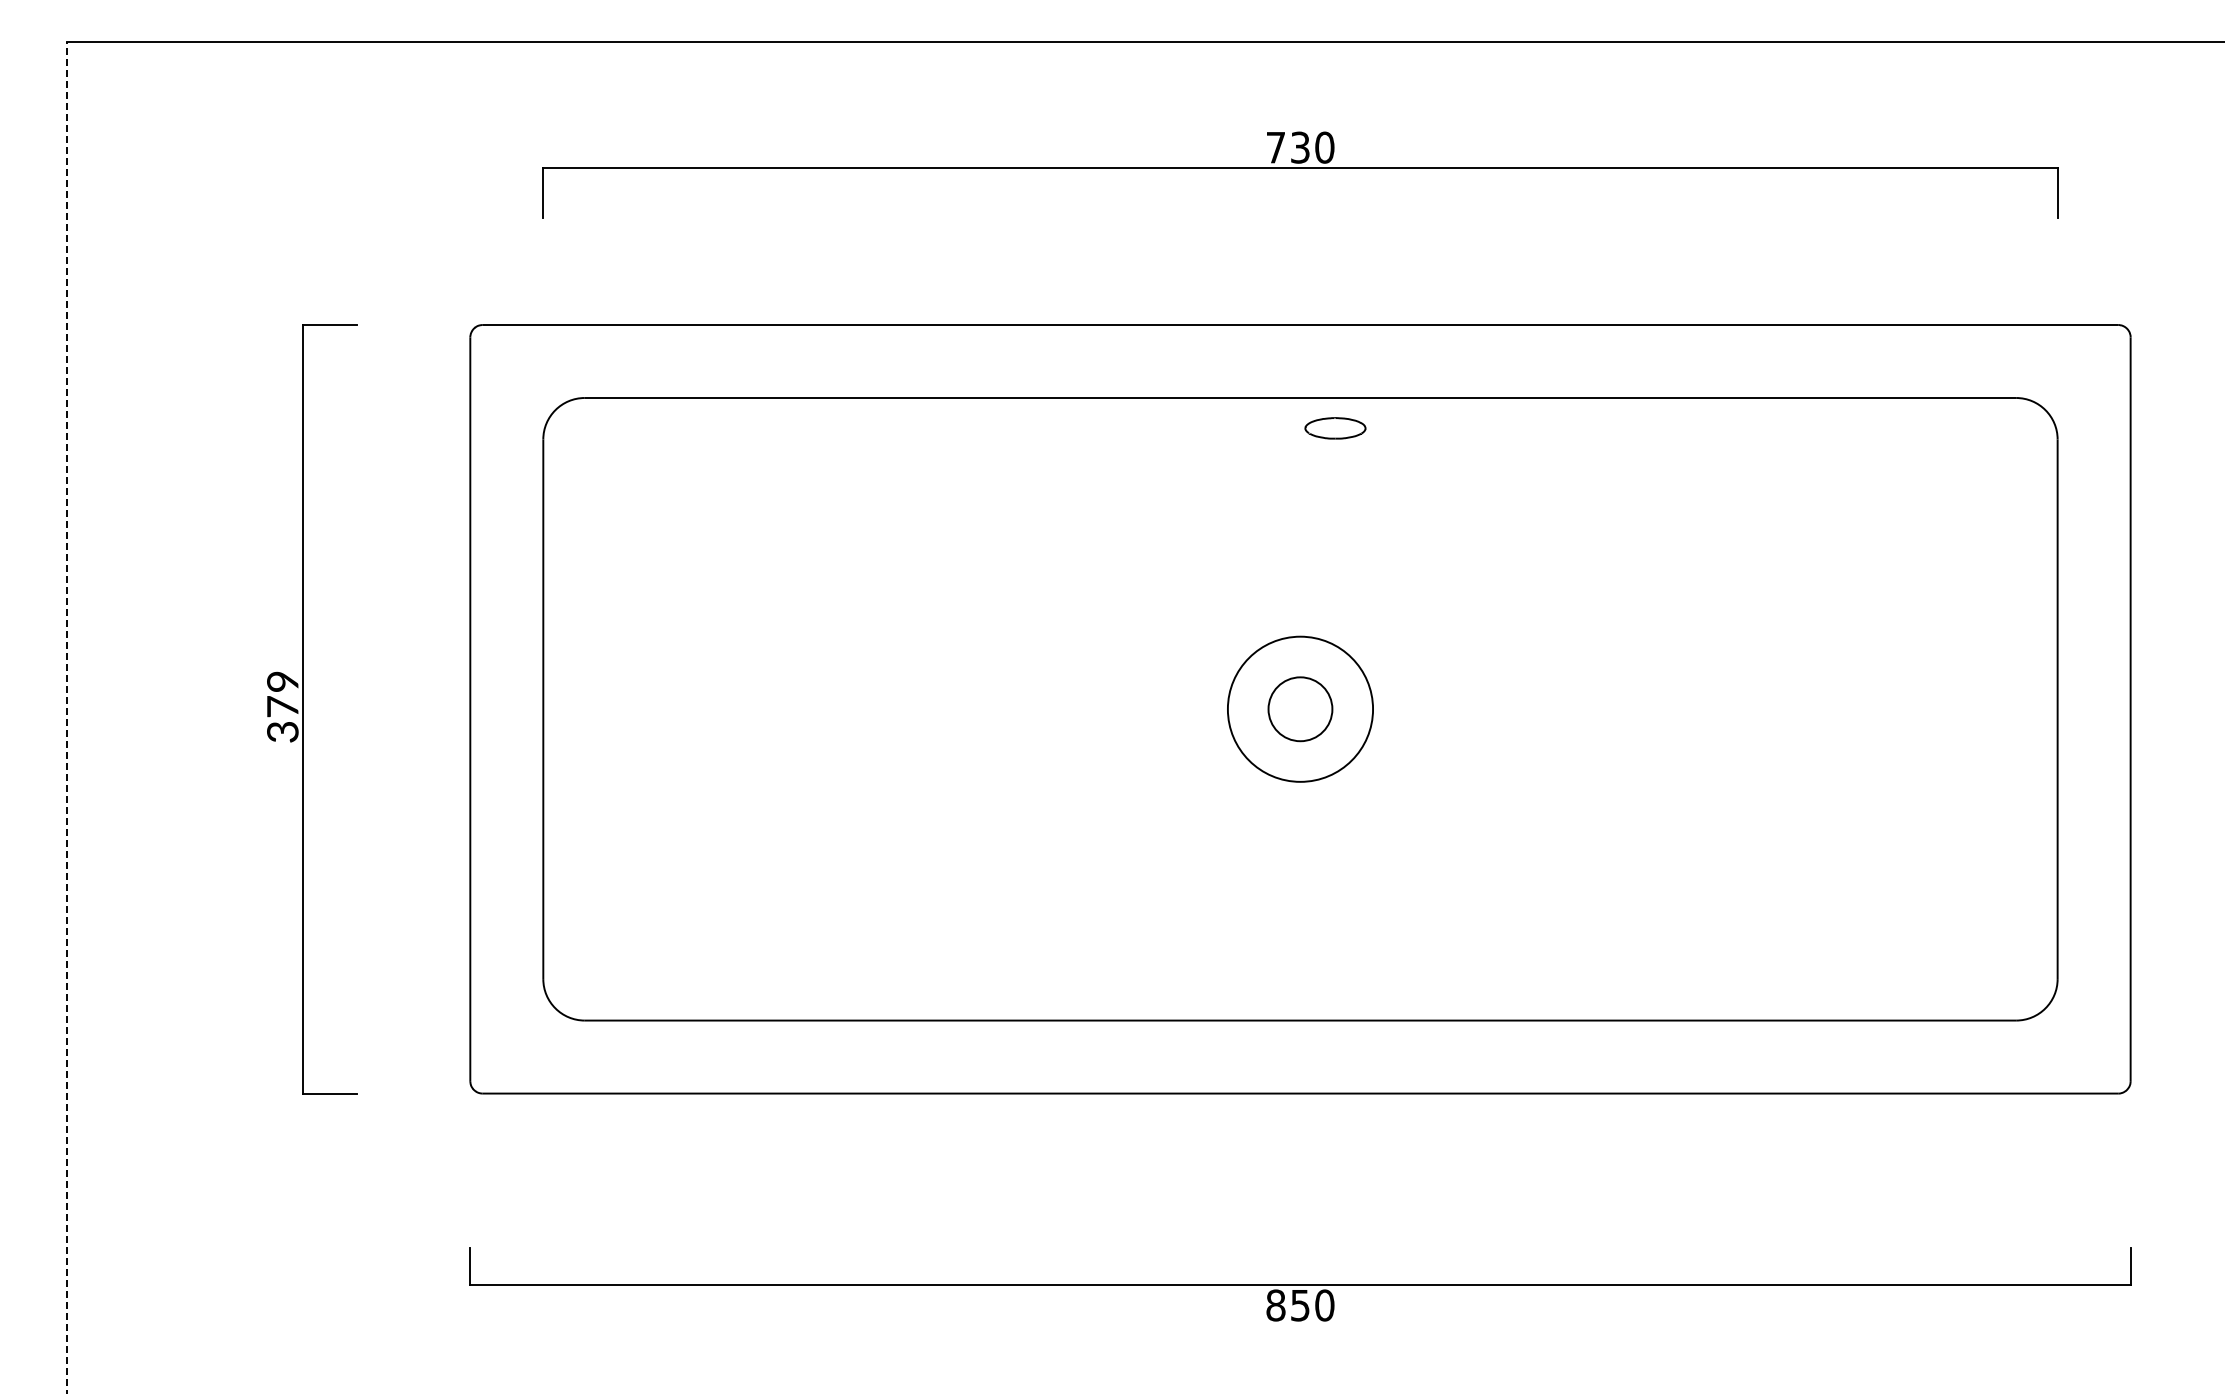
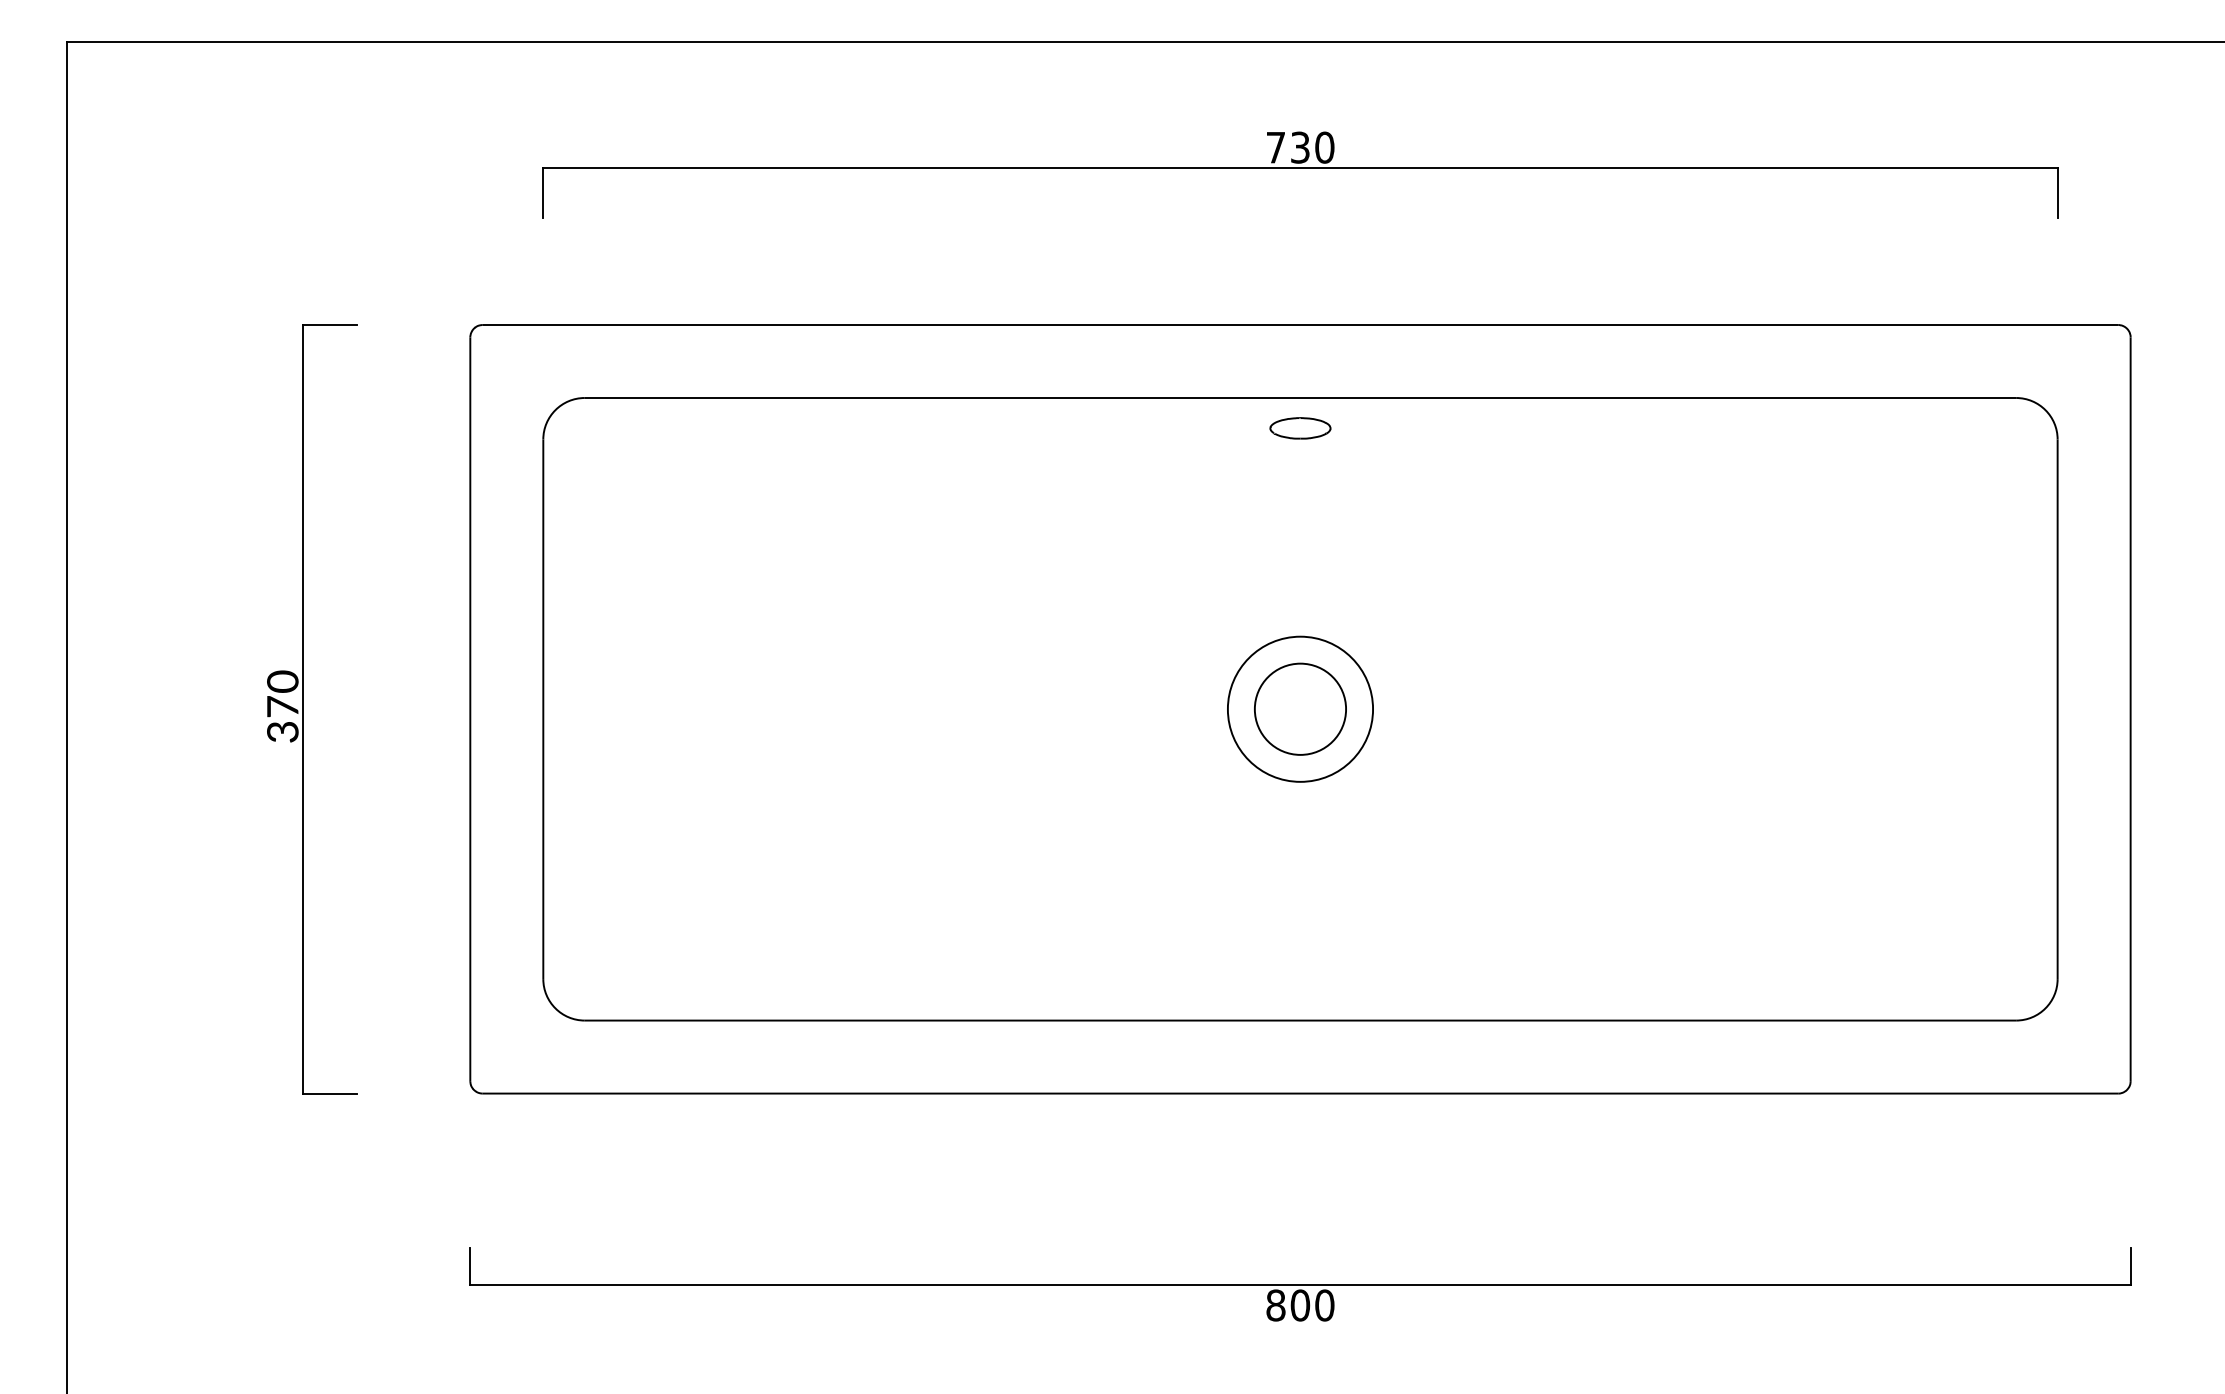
part position: (1335, 428) -> (1300, 428) (1300, 428)
text: 379 -> 370 (283, 681)
circle diameter: 64 px -> 91 px (1300, 708)
line: dashed -> solid (66, 717)
text: 850 -> 800 (1300, 1305)
